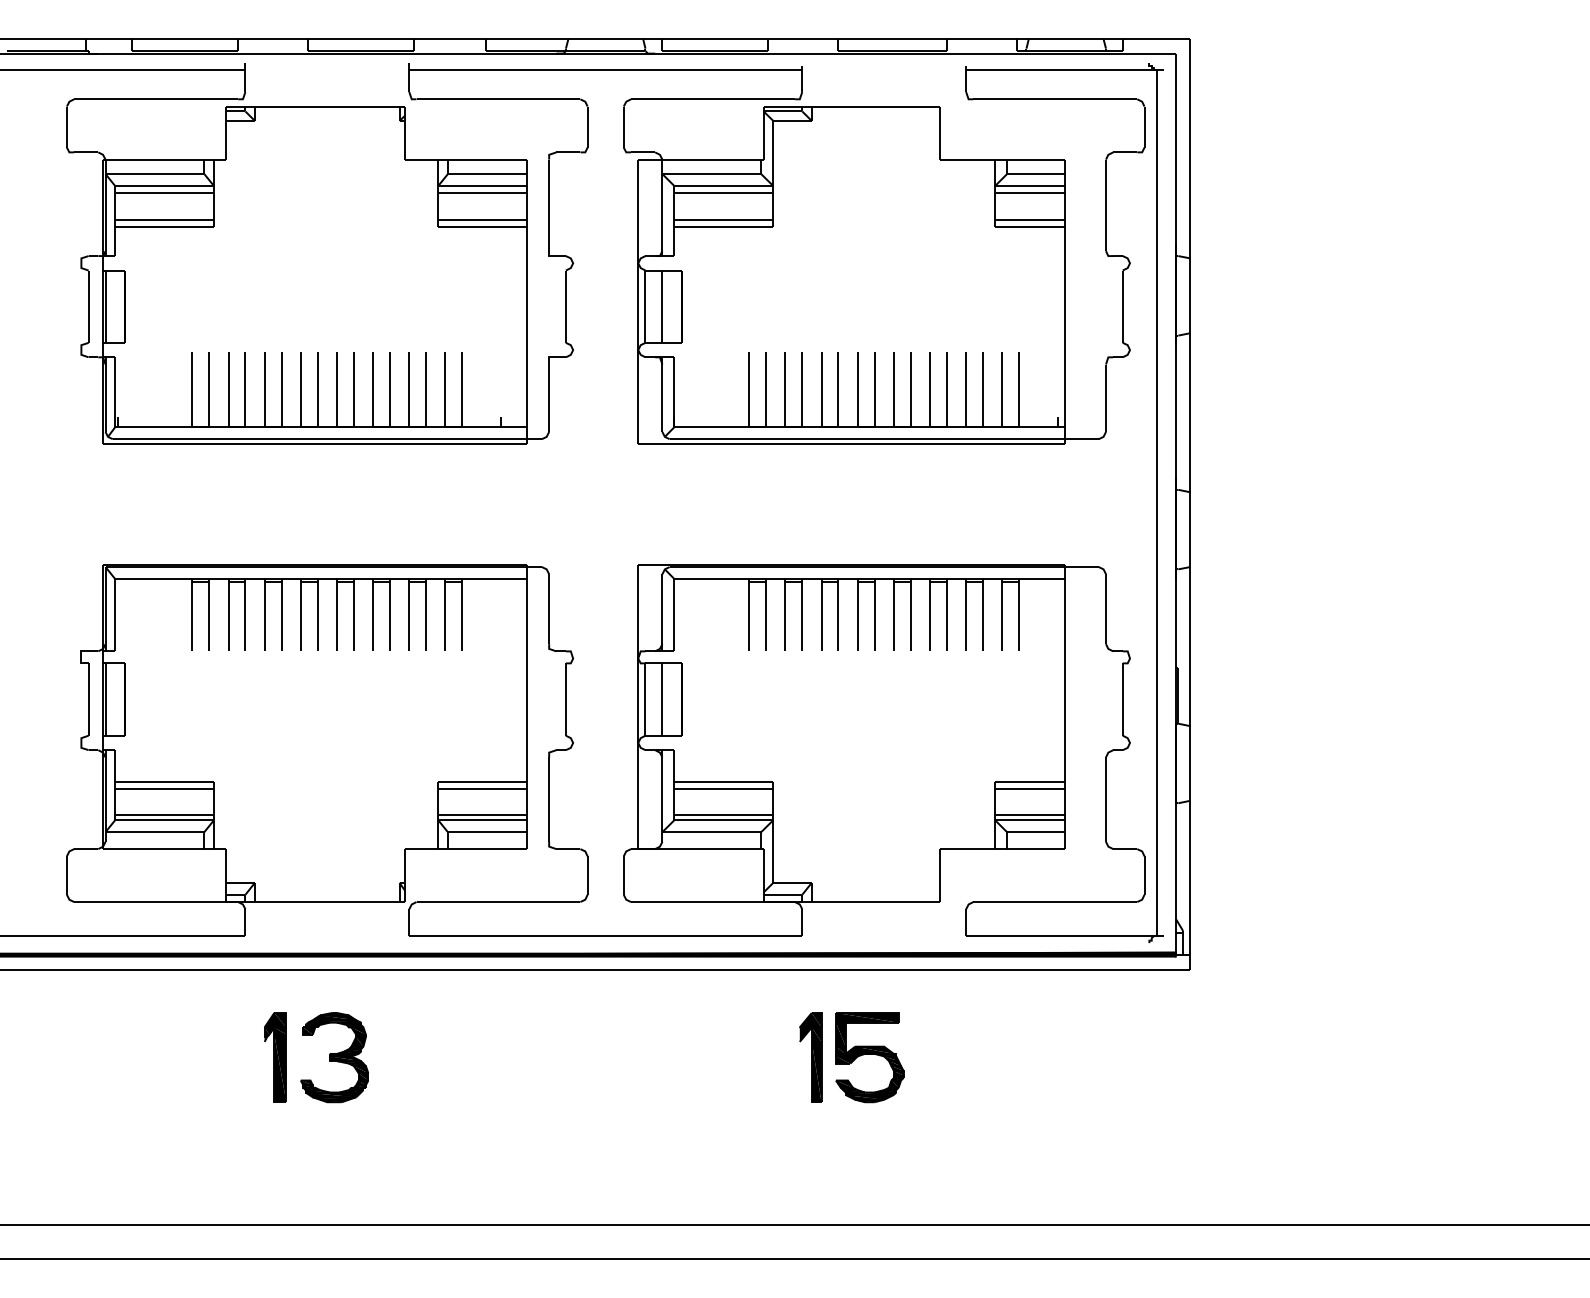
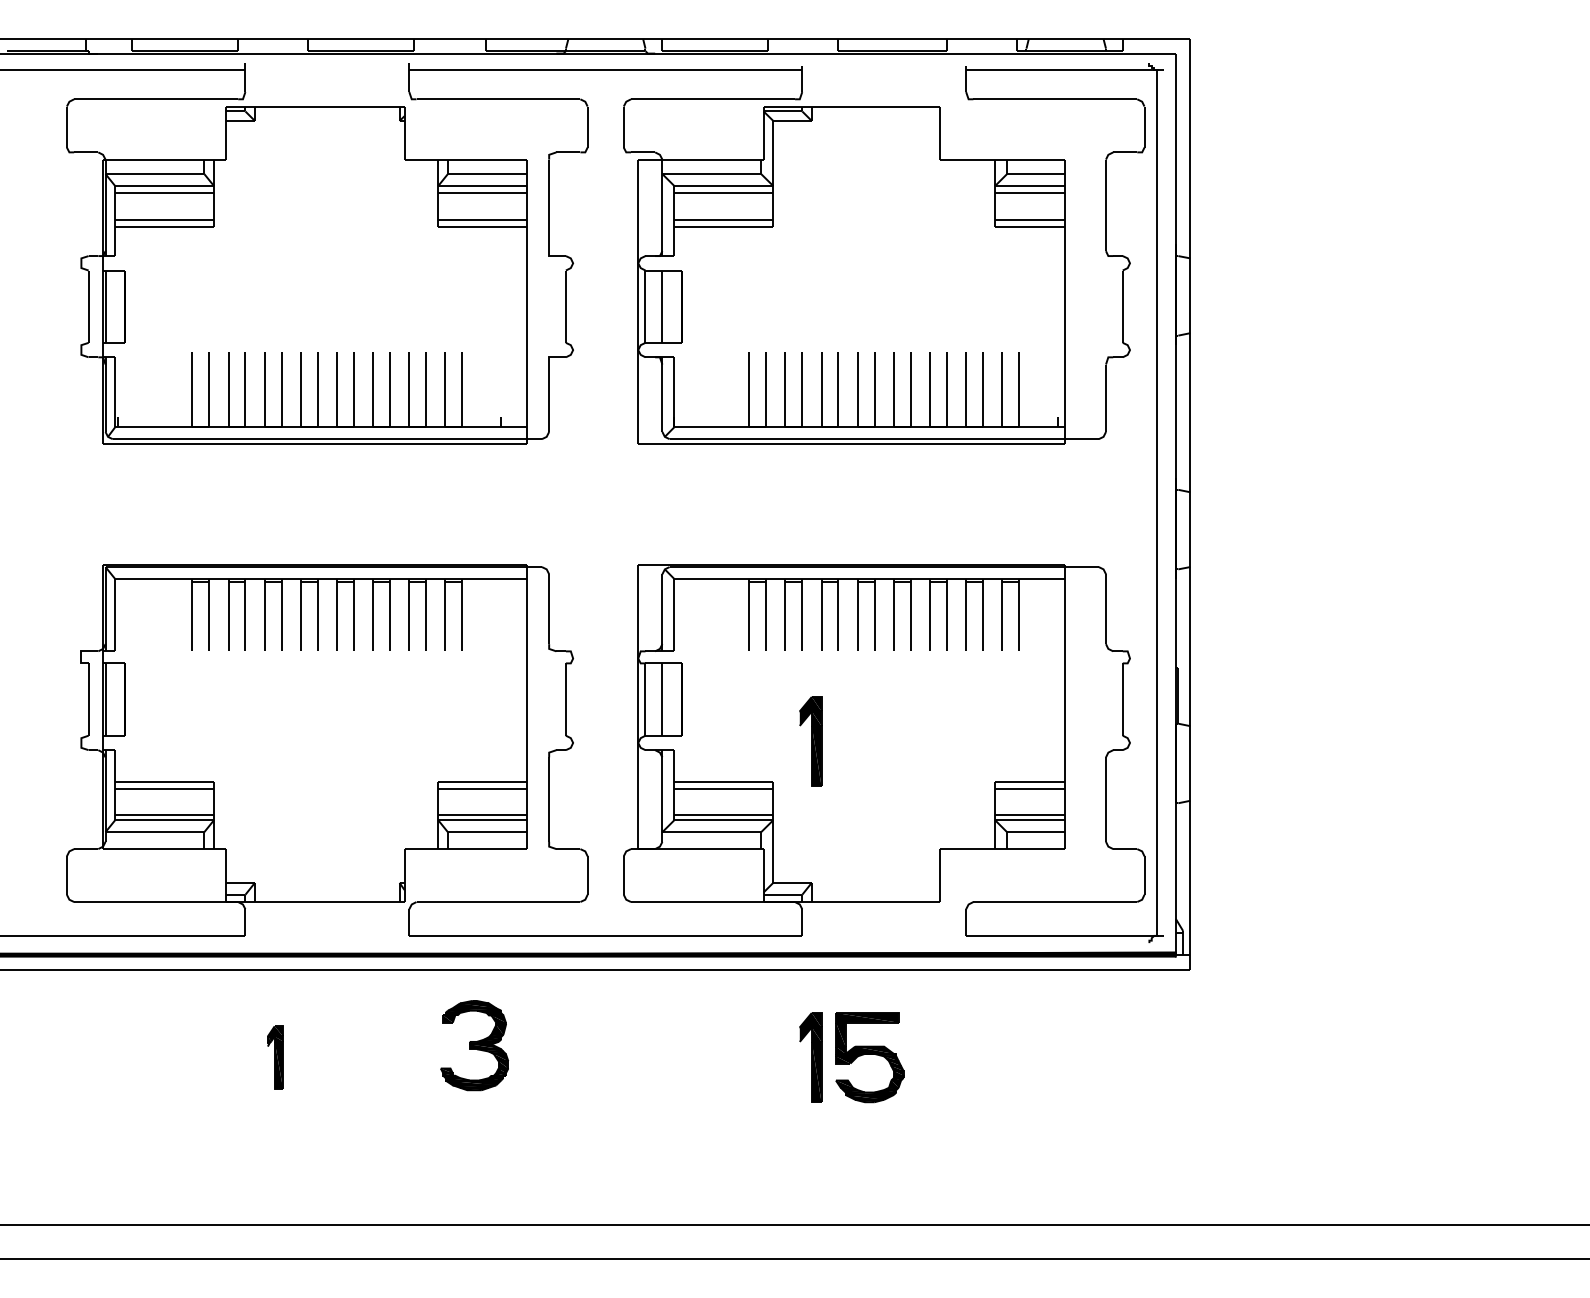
part: none -> present (810, 741)
part size: 23x91 px -> 17x65 px (275, 1057)
part position: (334, 1057) -> (474, 1045) (474, 1045)
